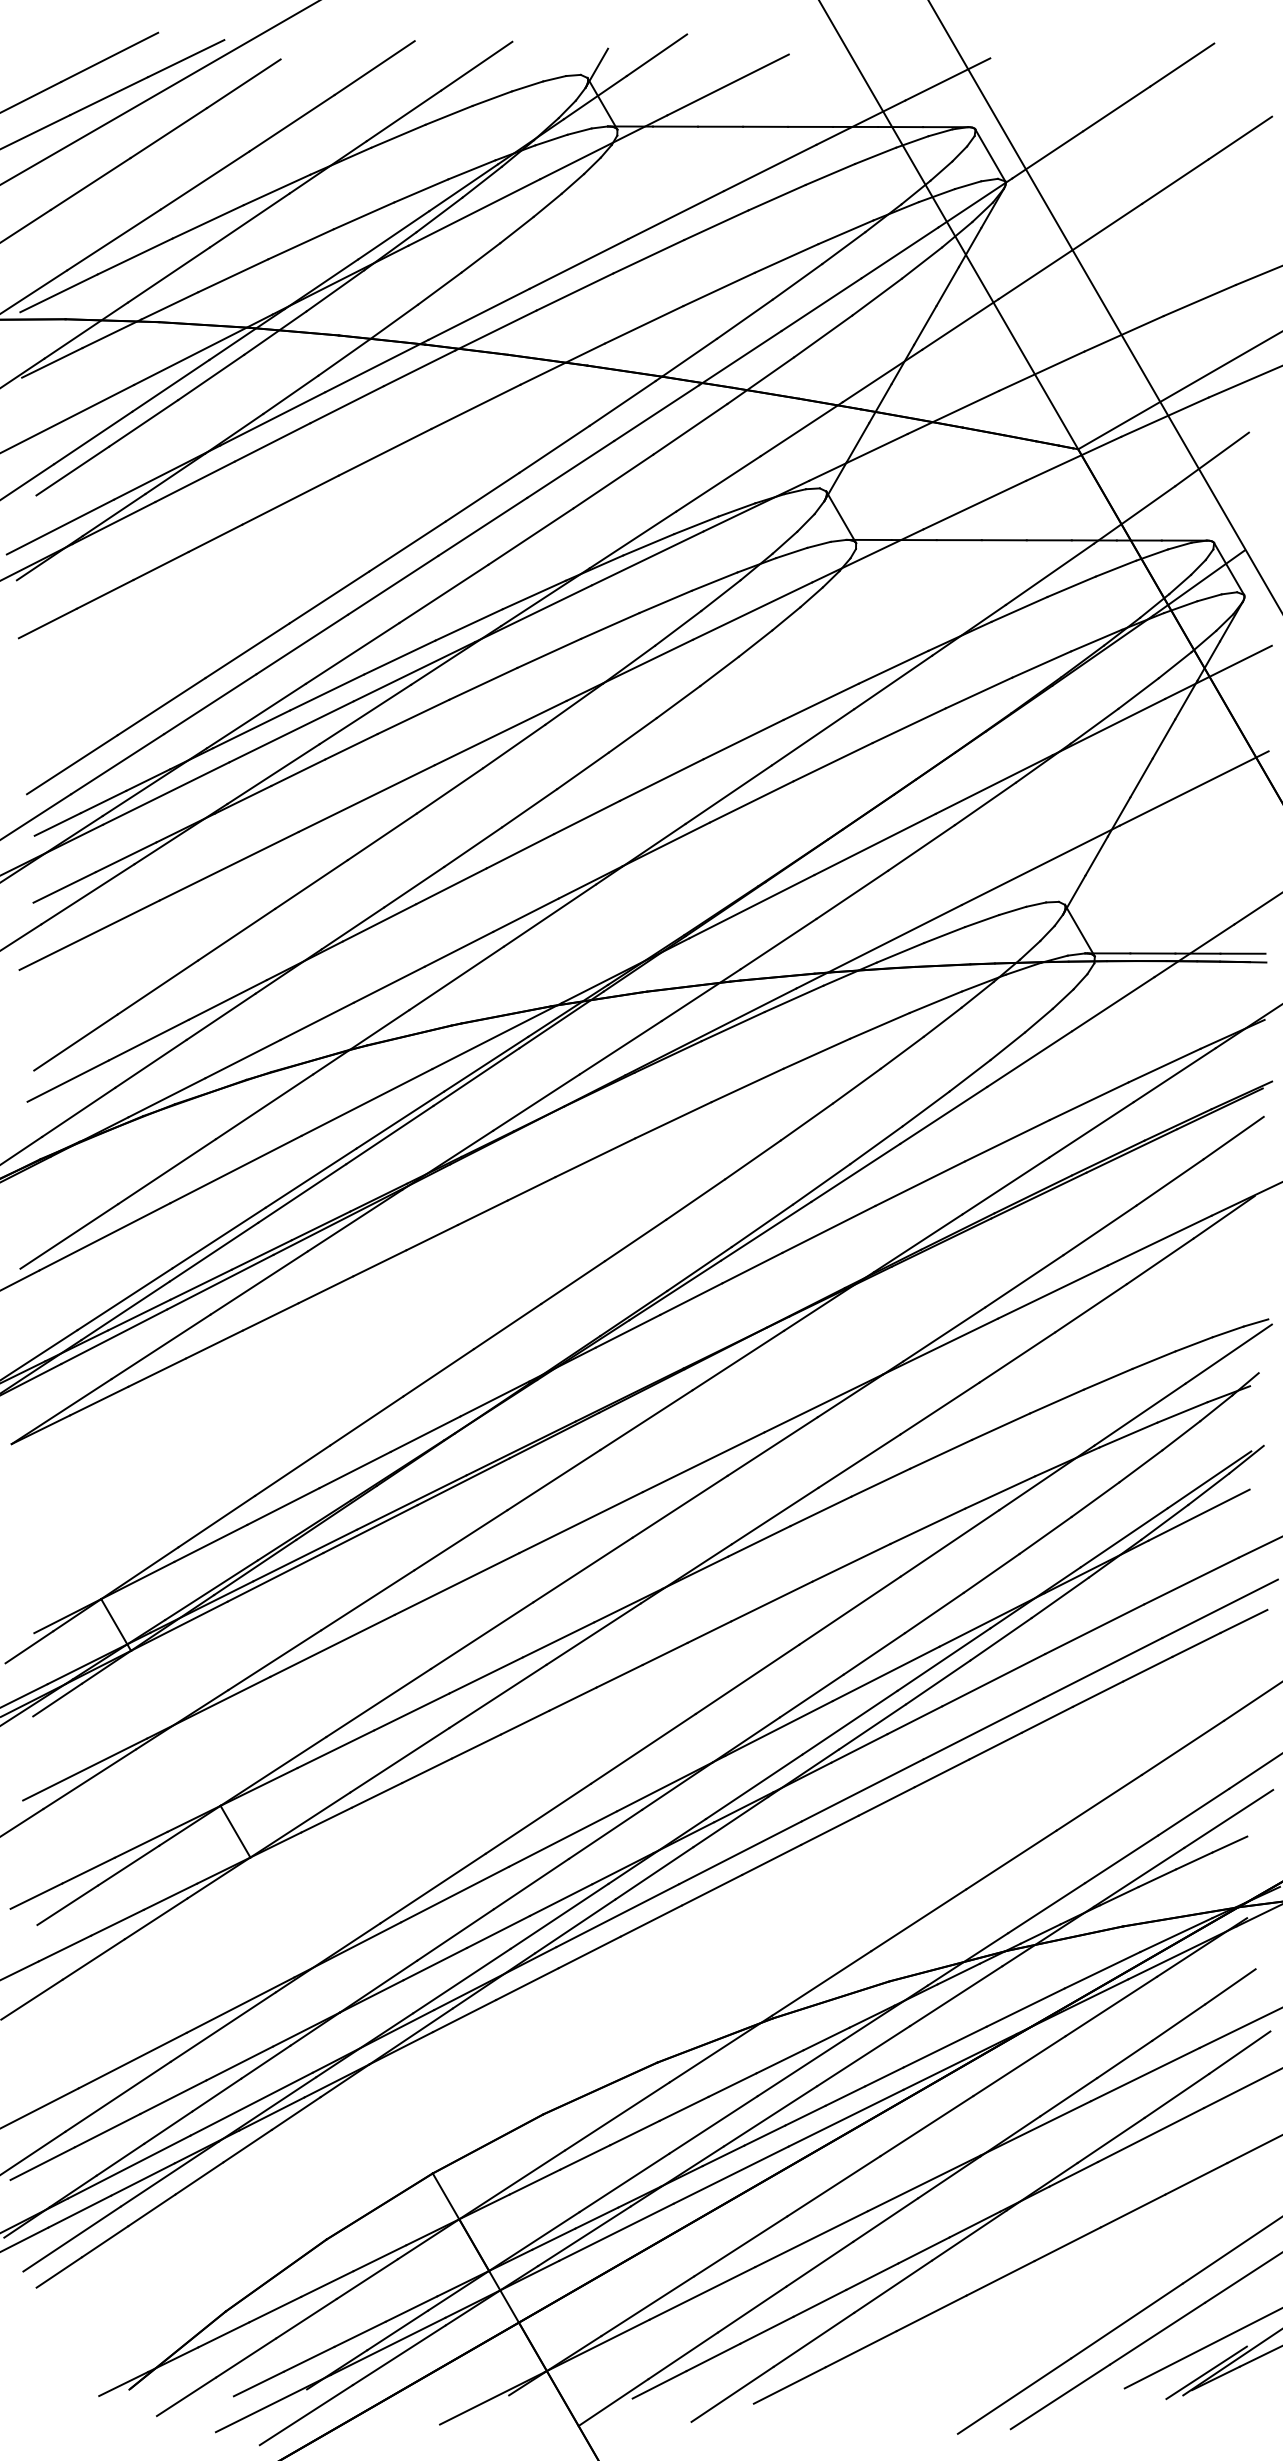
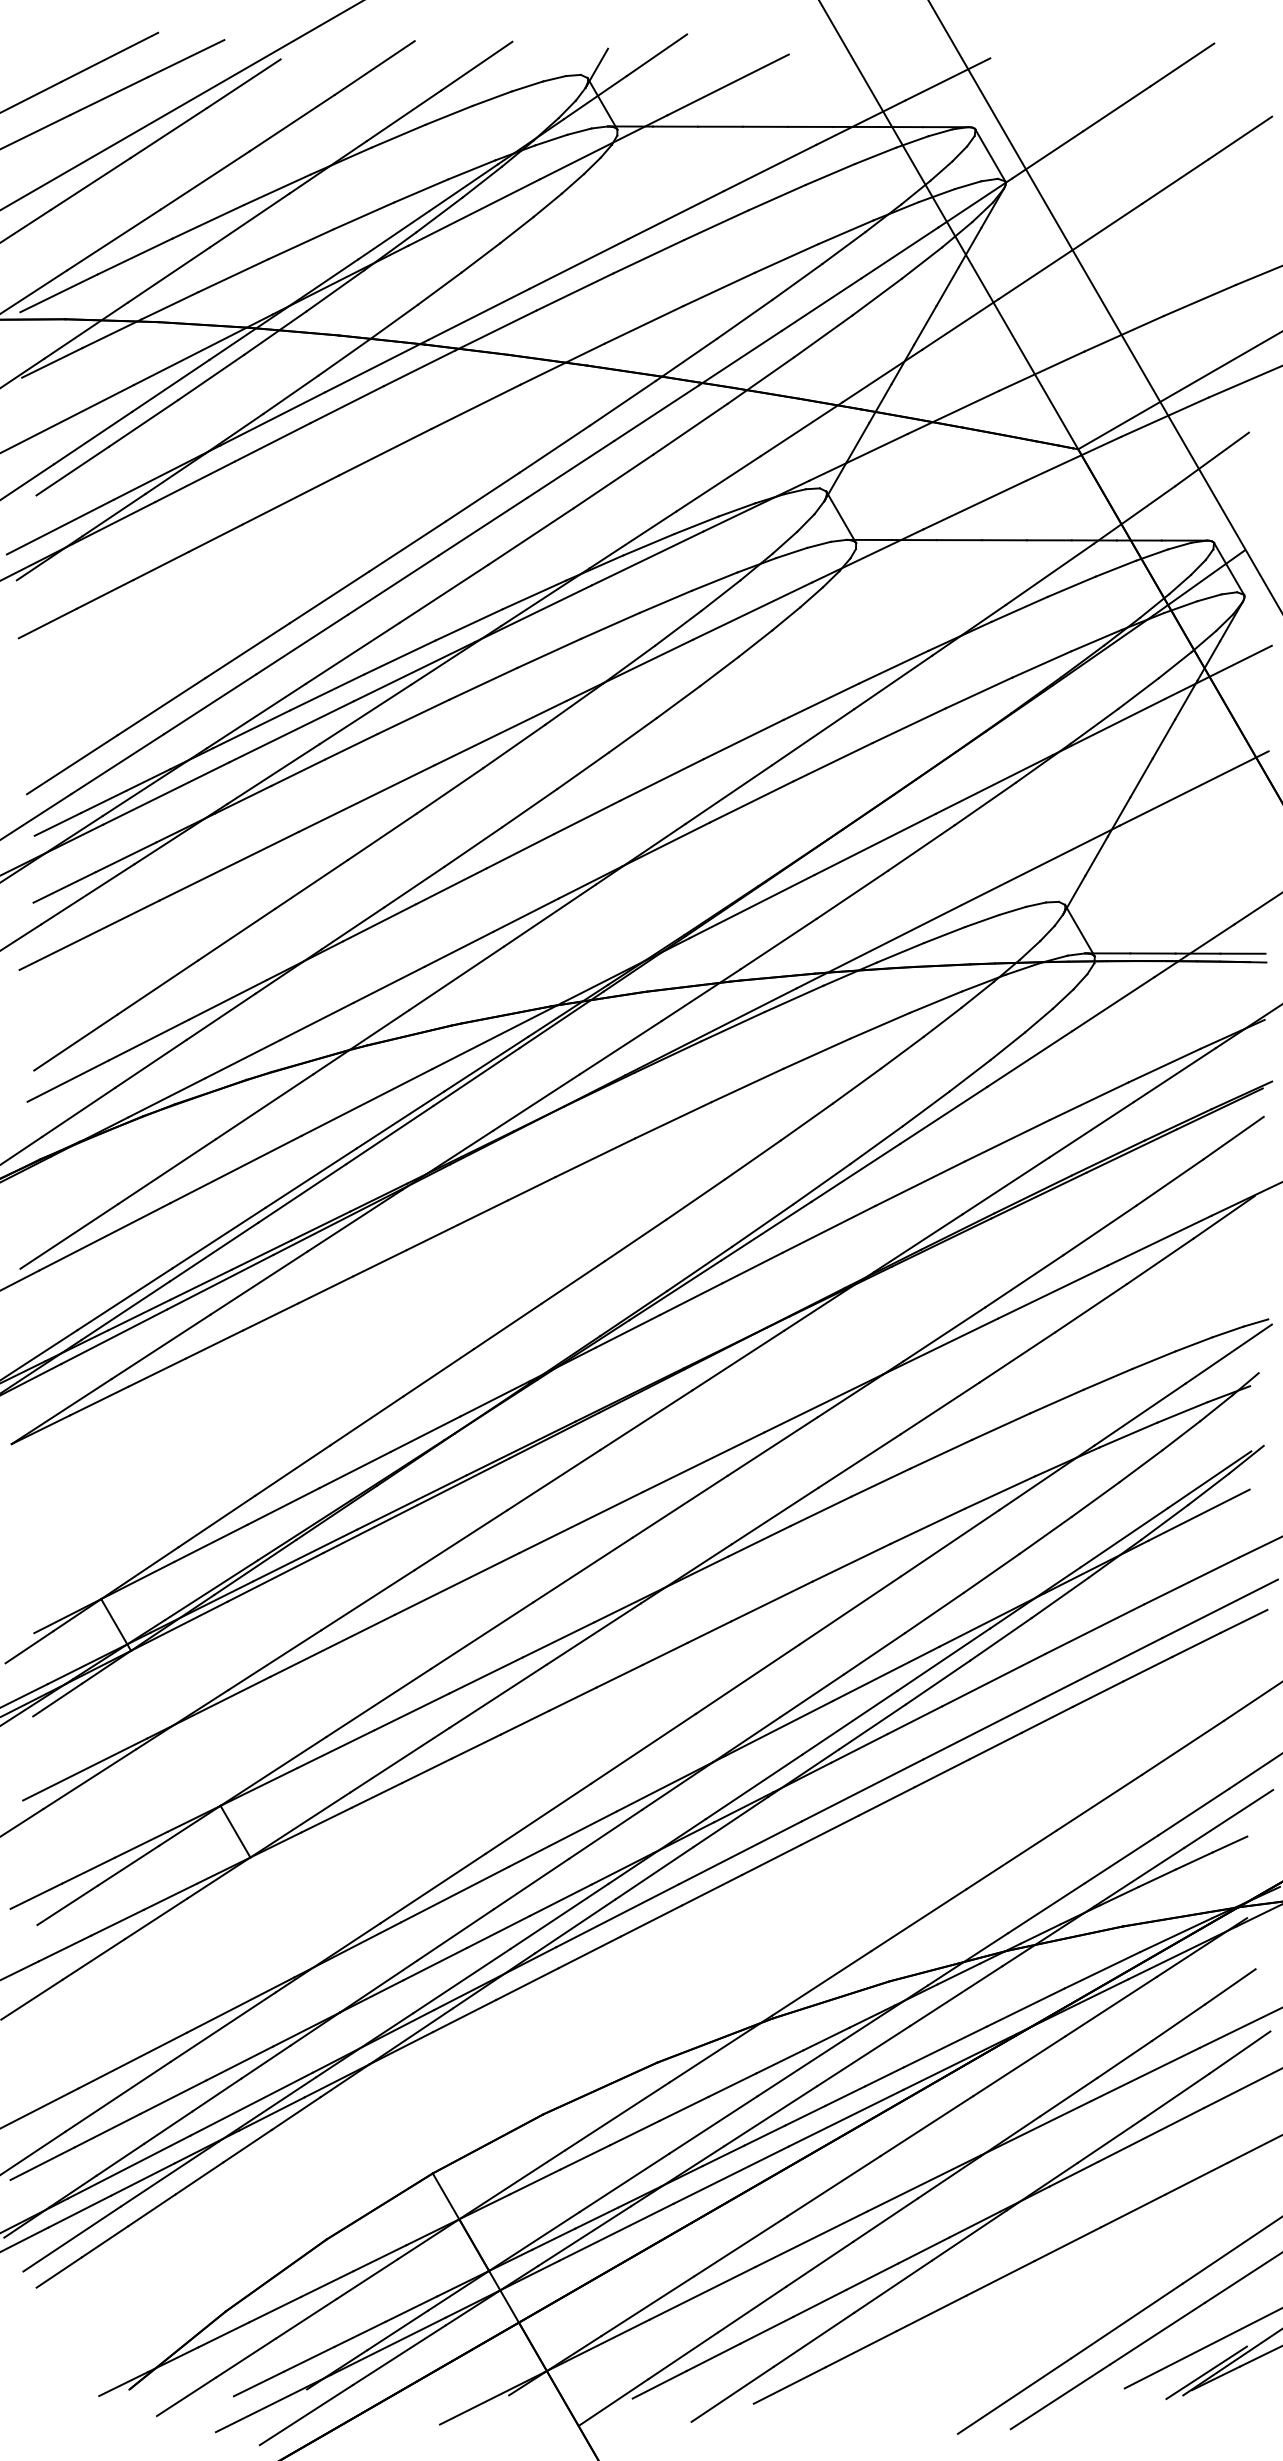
line position: (159, 92) -> (181, 105) (181, 105)
